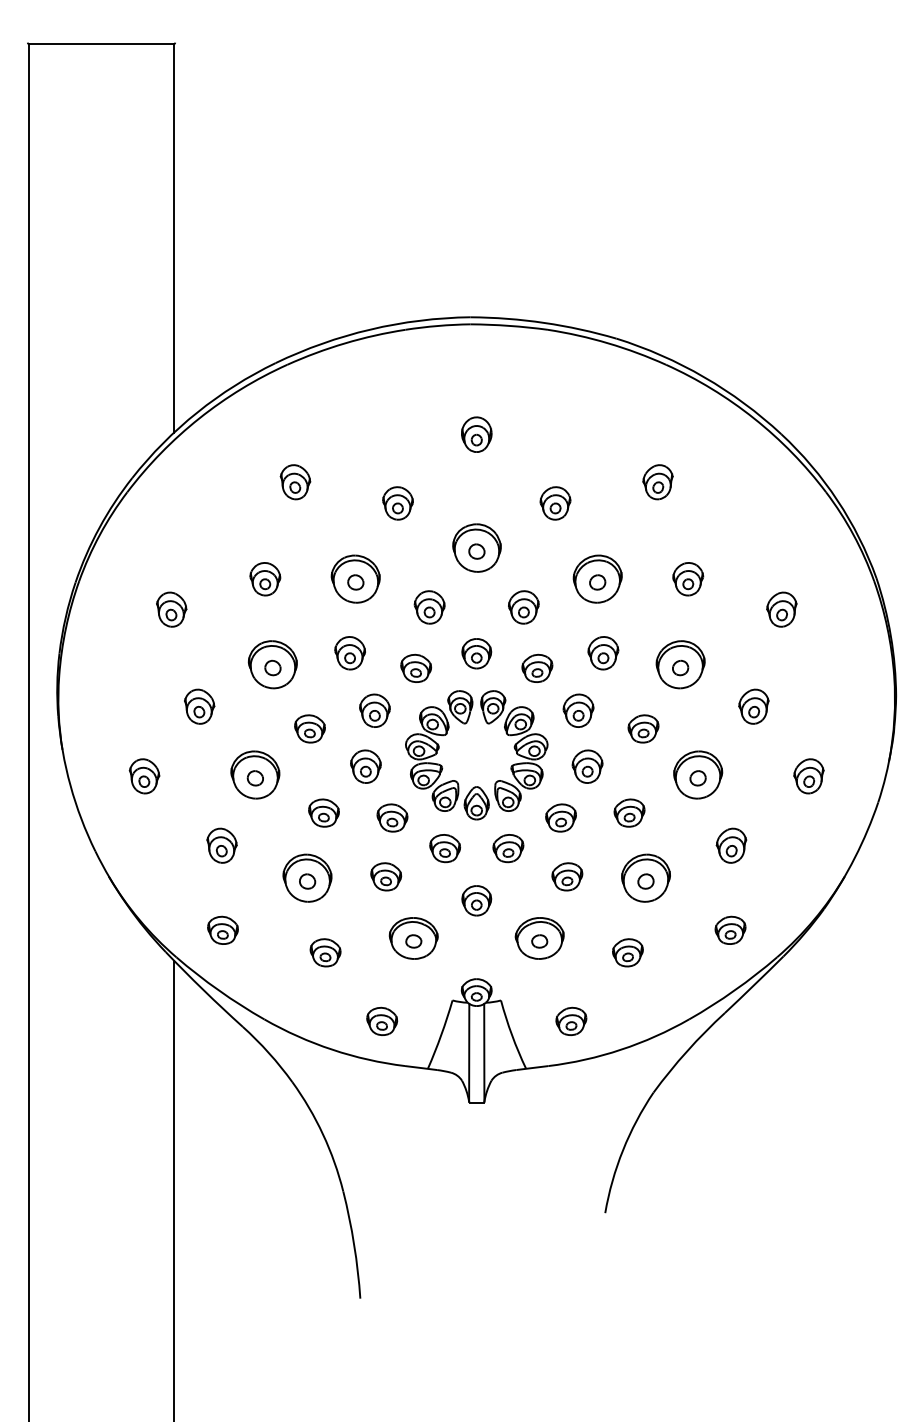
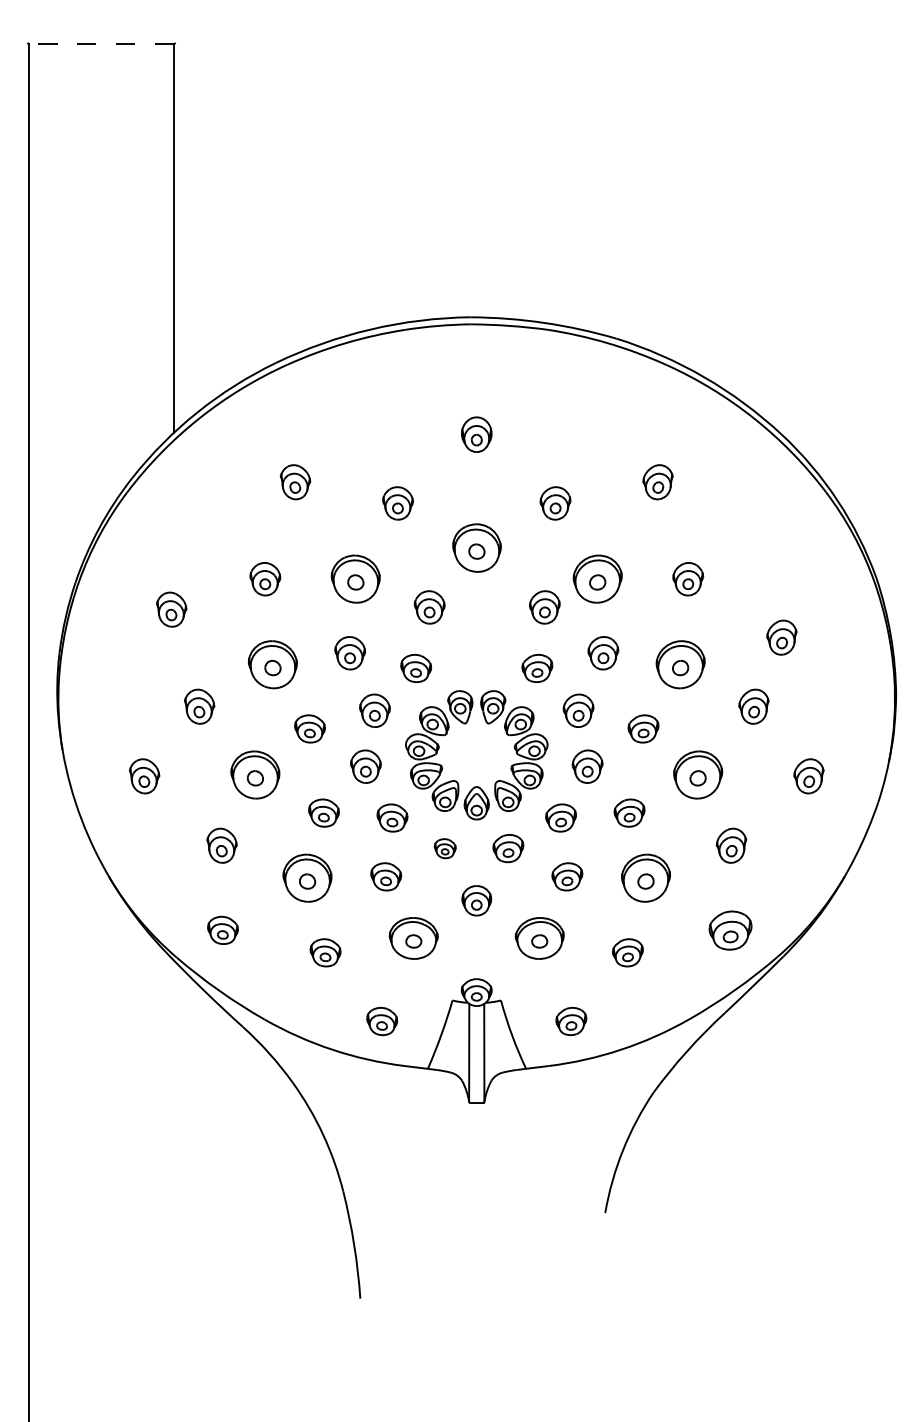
line: solid -> dashed (101, 44)
part position: (523, 607) -> (544, 607) (544, 607)
part position: (781, 609) -> (781, 637) (781, 637)
part: present -> none (476, 653)
part size: 33x30 px -> 24x22 px (444, 848)
part size: 33x30 px -> 45x41 px (730, 930)
line: present -> none (174, 1189)
